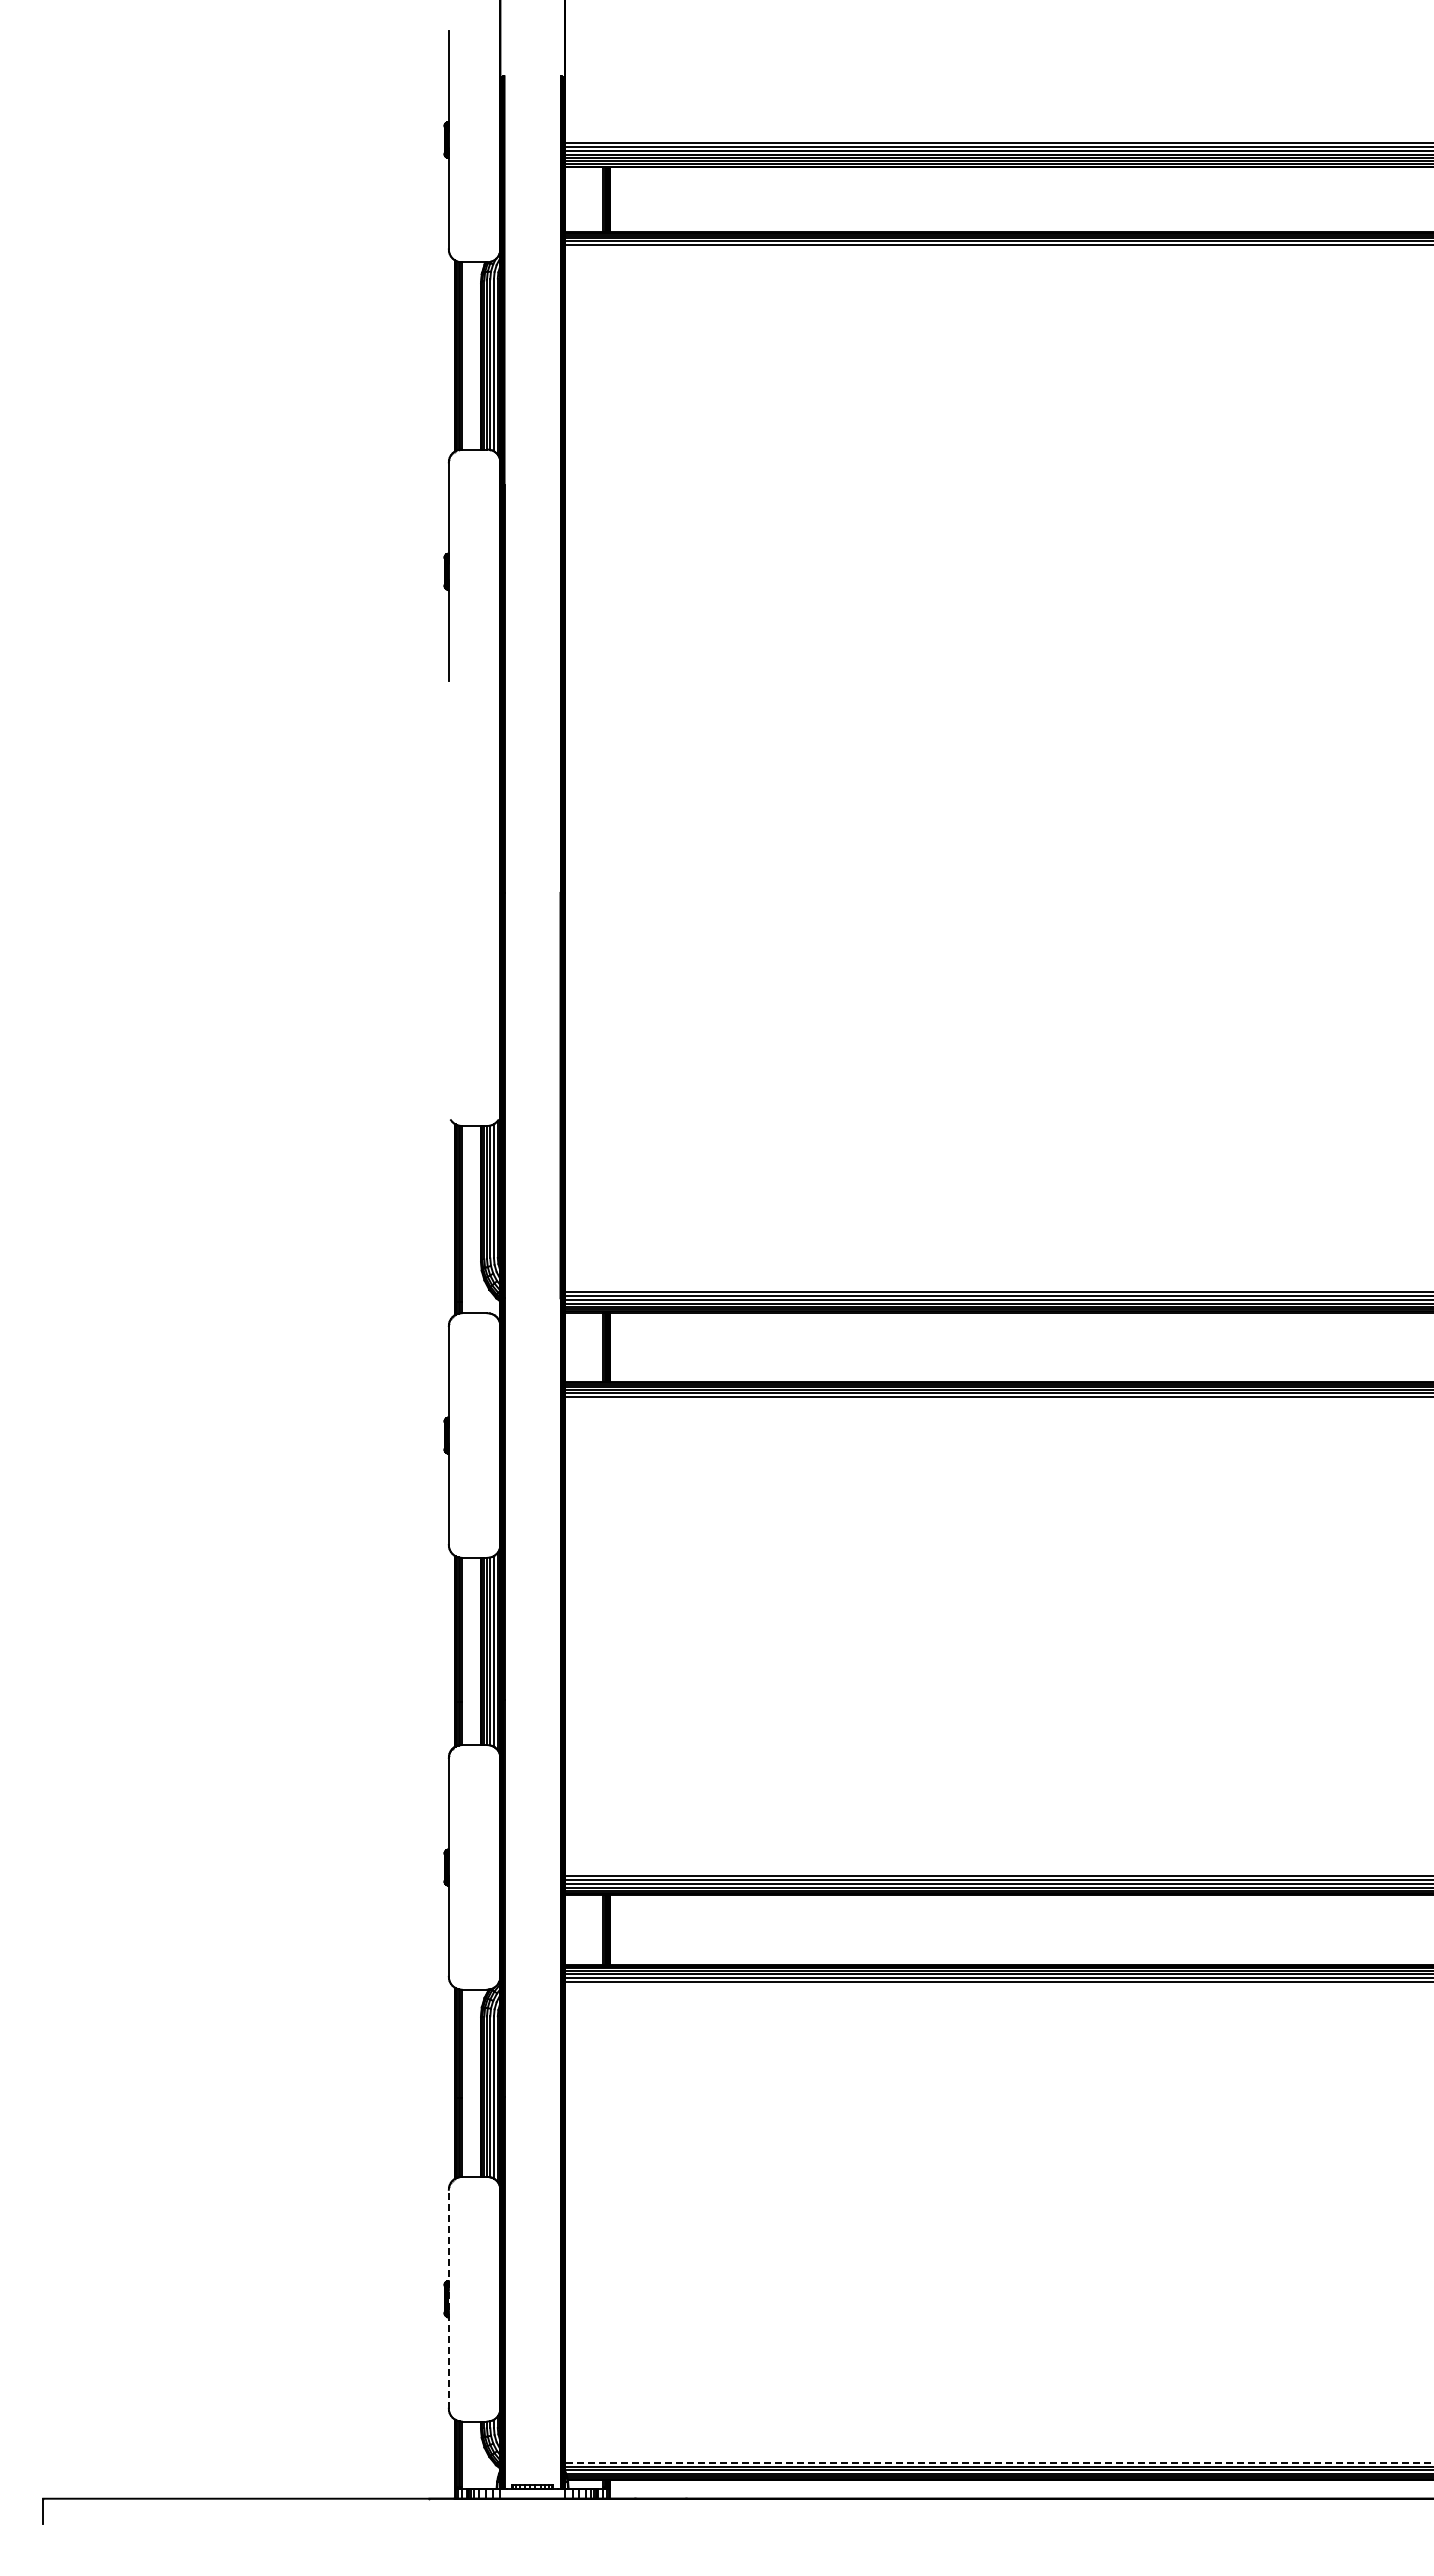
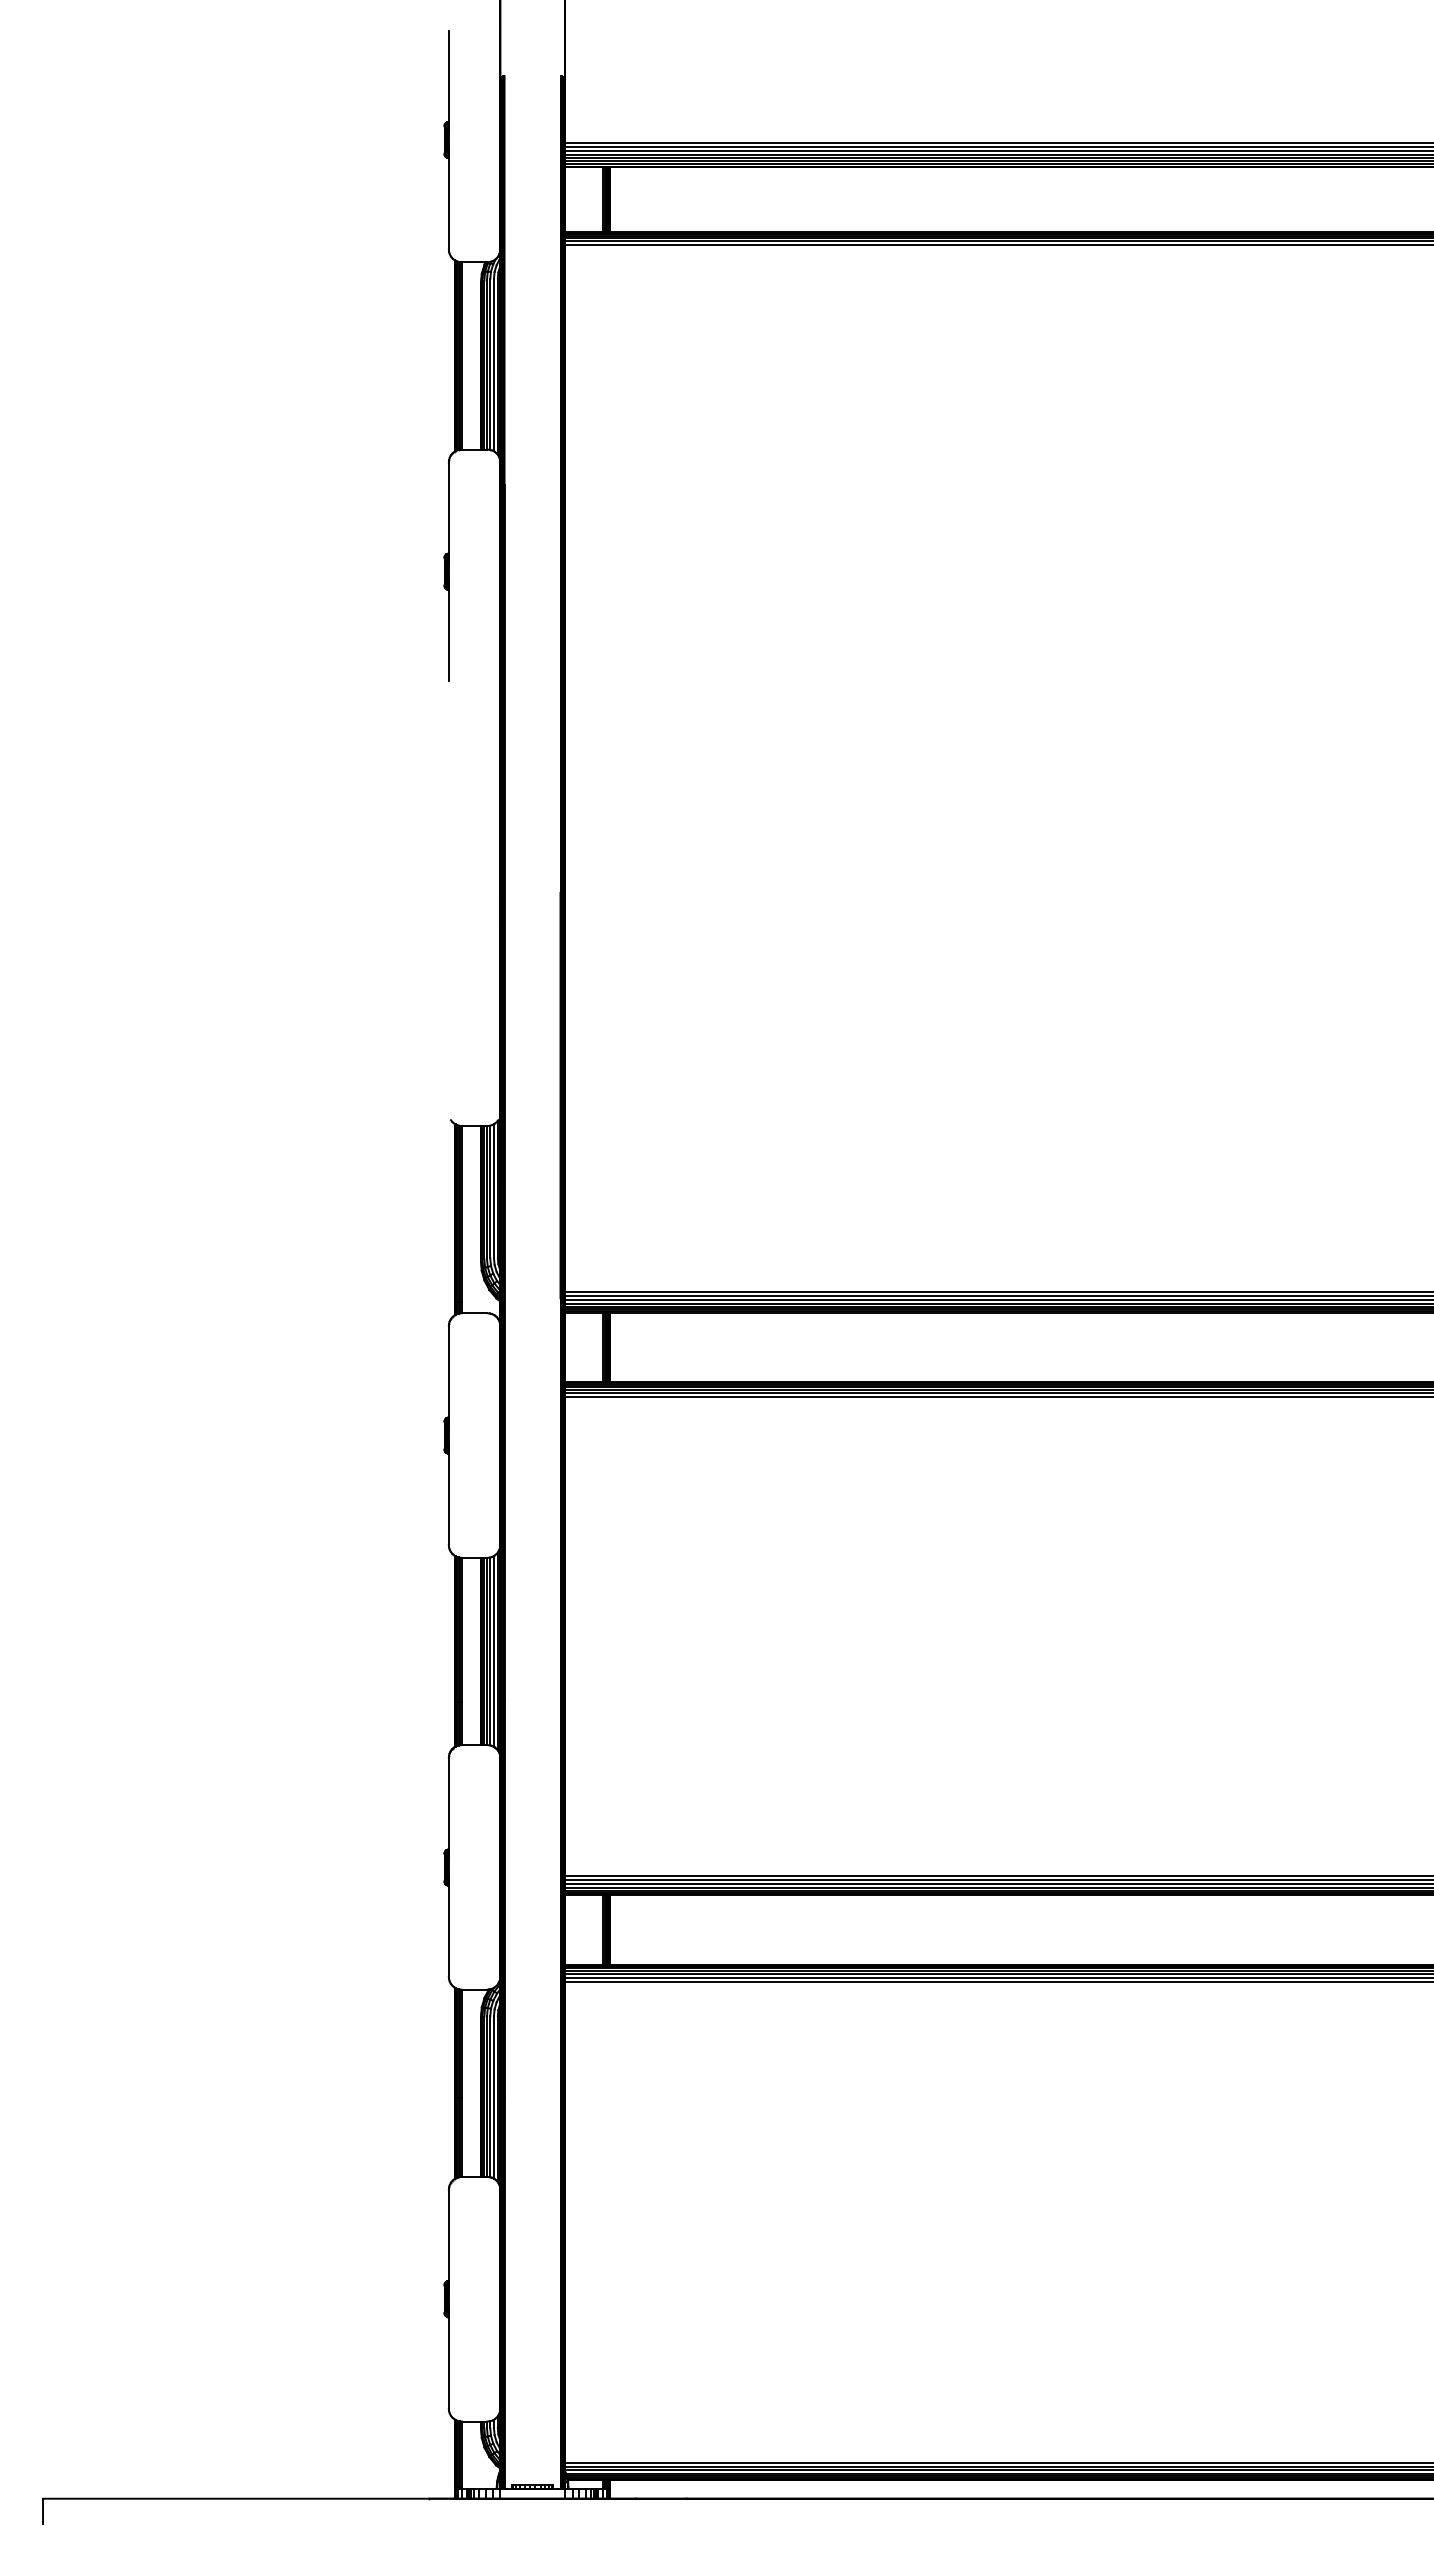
line: dashed -> solid (448, 2298)
line: dashed -> solid (998, 2462)
